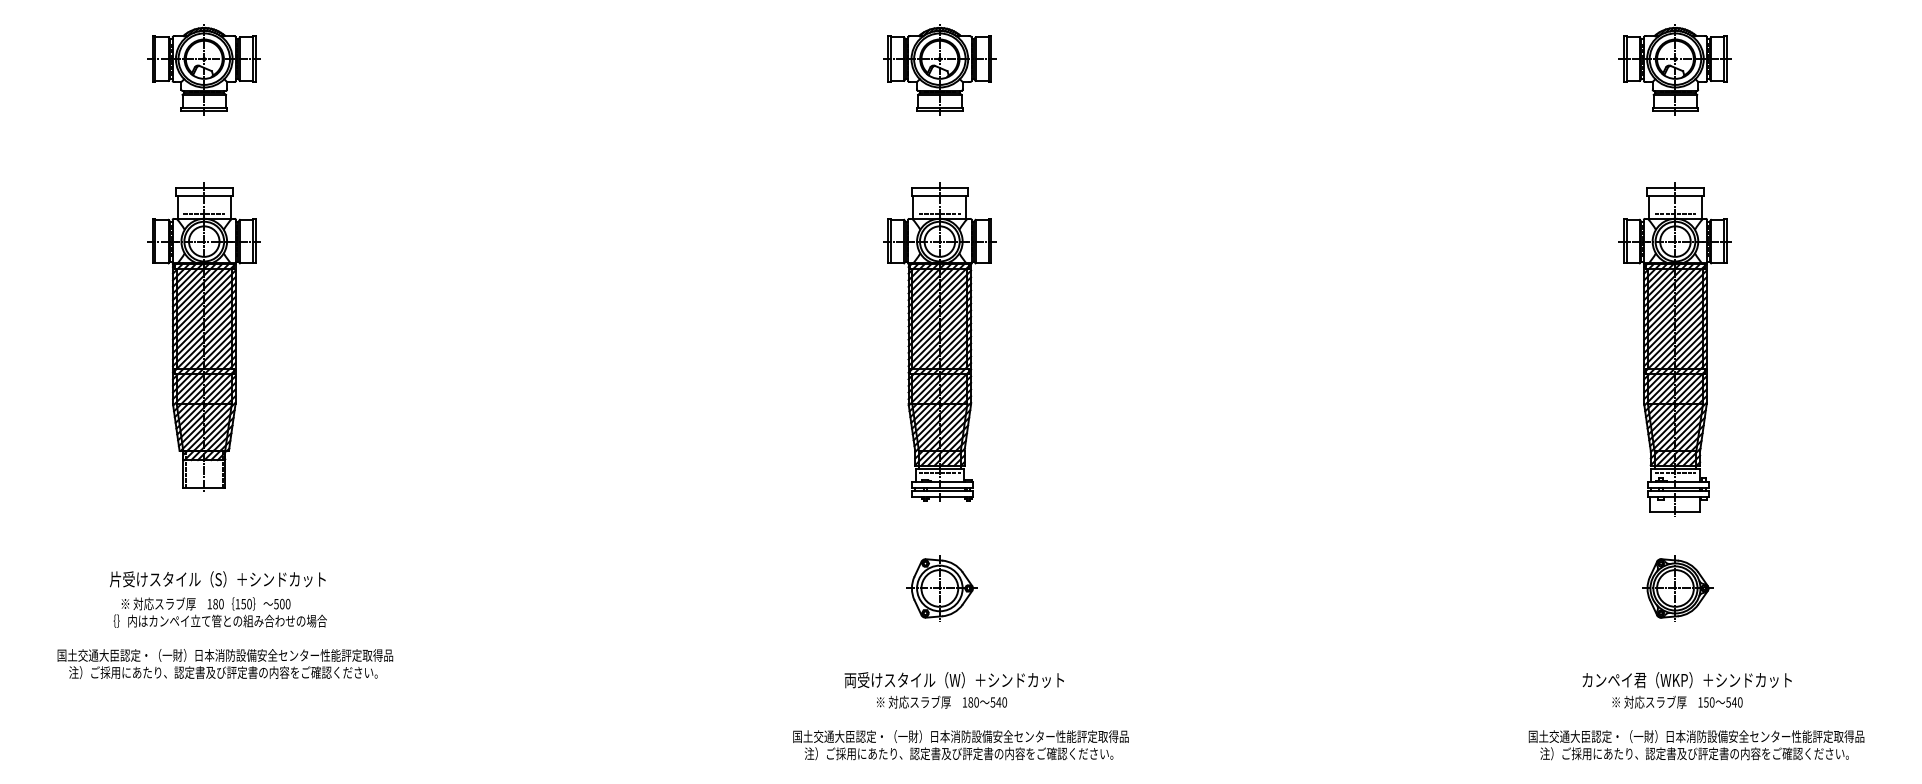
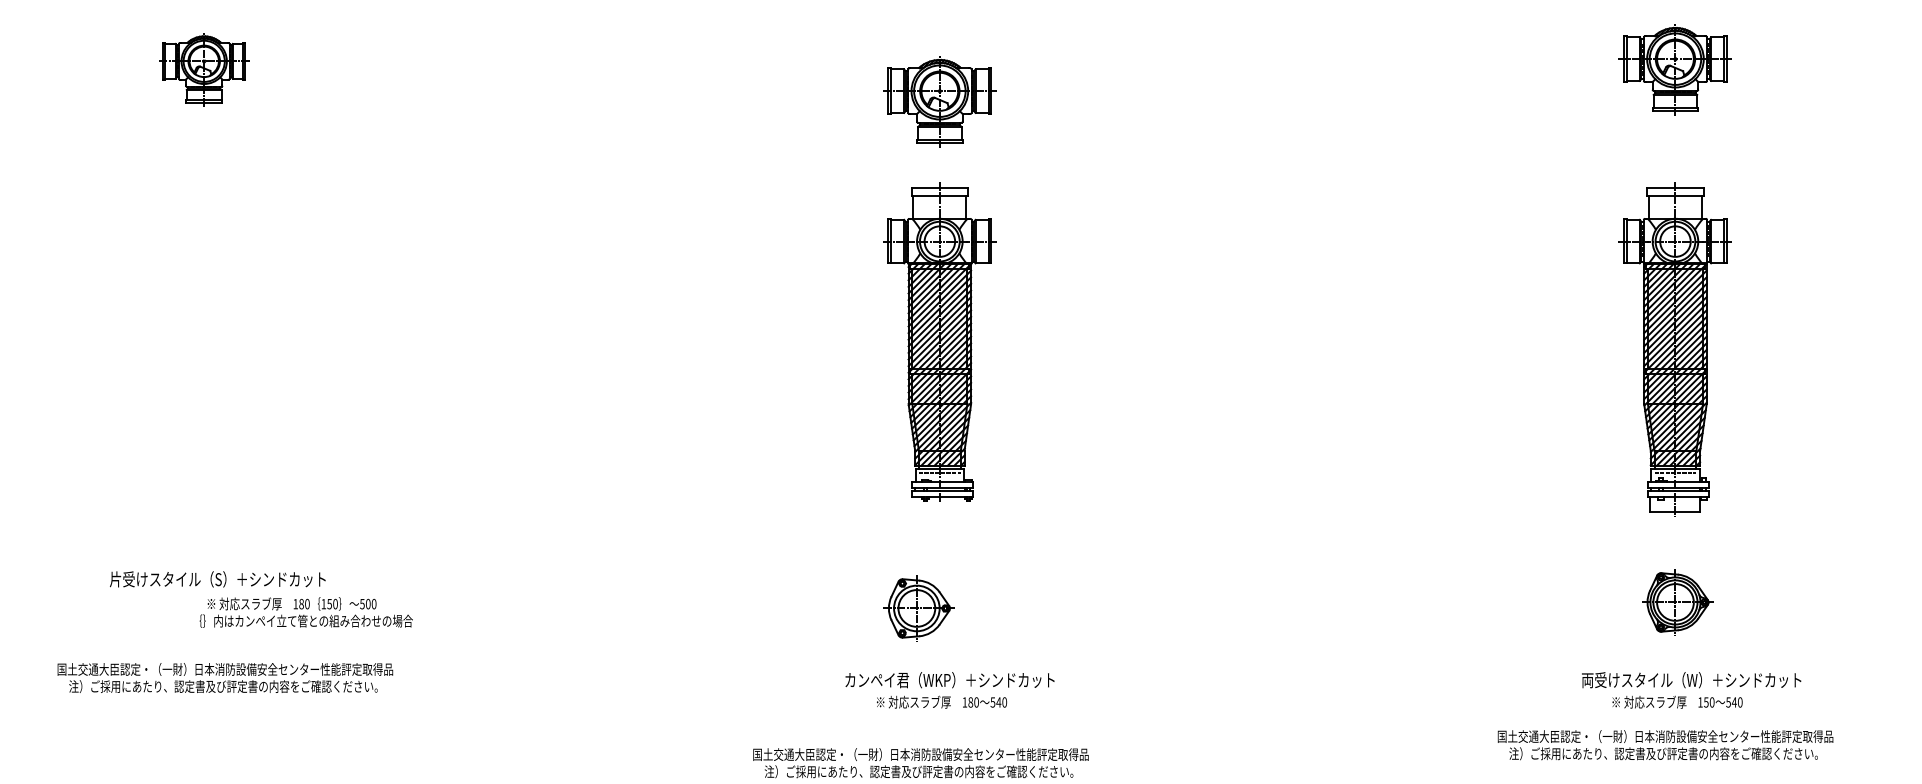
part size: 114x92 px -> 91x74 px (204, 69)
part position: (939, 69) -> (939, 101) (939, 101)
line: present -> none (939, 213)
line: present -> none (1675, 213)
part: present -> none (203, 336)
part position: (941, 588) -> (918, 608) (918, 608)
part position: (1677, 588) -> (1677, 602) (1677, 602)
text position: (219, 612) -> (305, 612) (305, 612)
text position: (225, 663) -> (225, 677) (225, 677)
text: 両受けスタイル（W）＋シンドカット -> カンペイ君（WKP）＋シンドカット (953, 680)
text: カンペイ君（WKP）＋シンドカット -> 両受けスタイル（W）＋シンドカット (1691, 680)
text position: (960, 745) -> (920, 763) (920, 763)
text position: (1696, 745) -> (1665, 745) (1665, 745)
